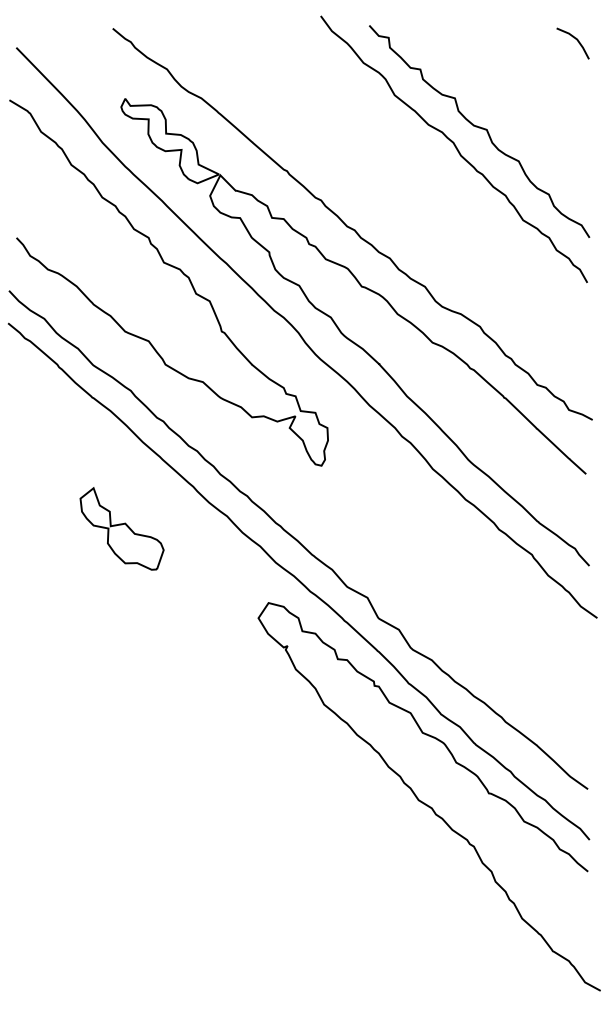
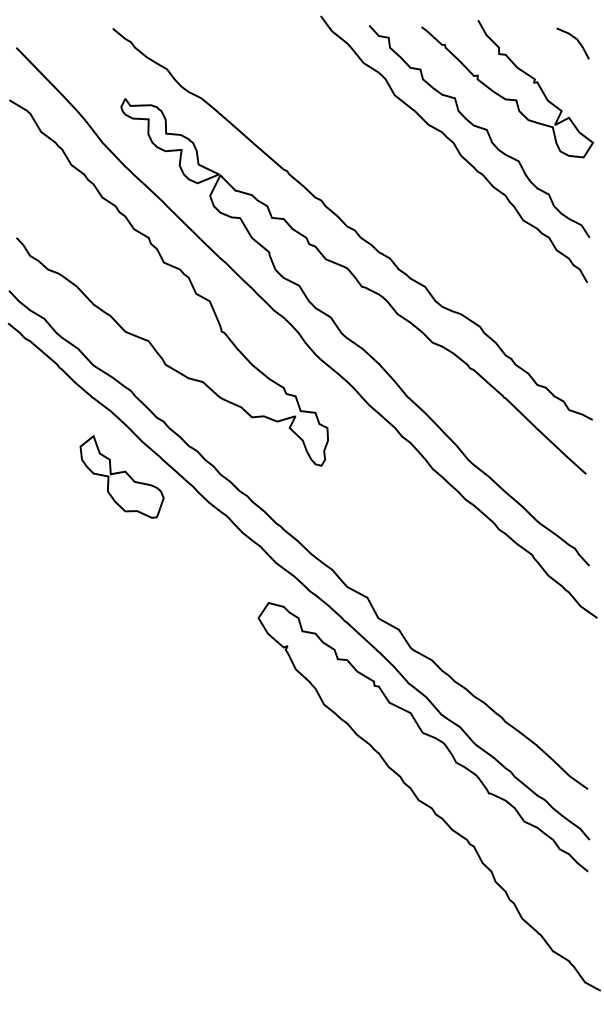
curve: none -> present (503, 96)
part position: (121, 528) -> (121, 476) (121, 476)
